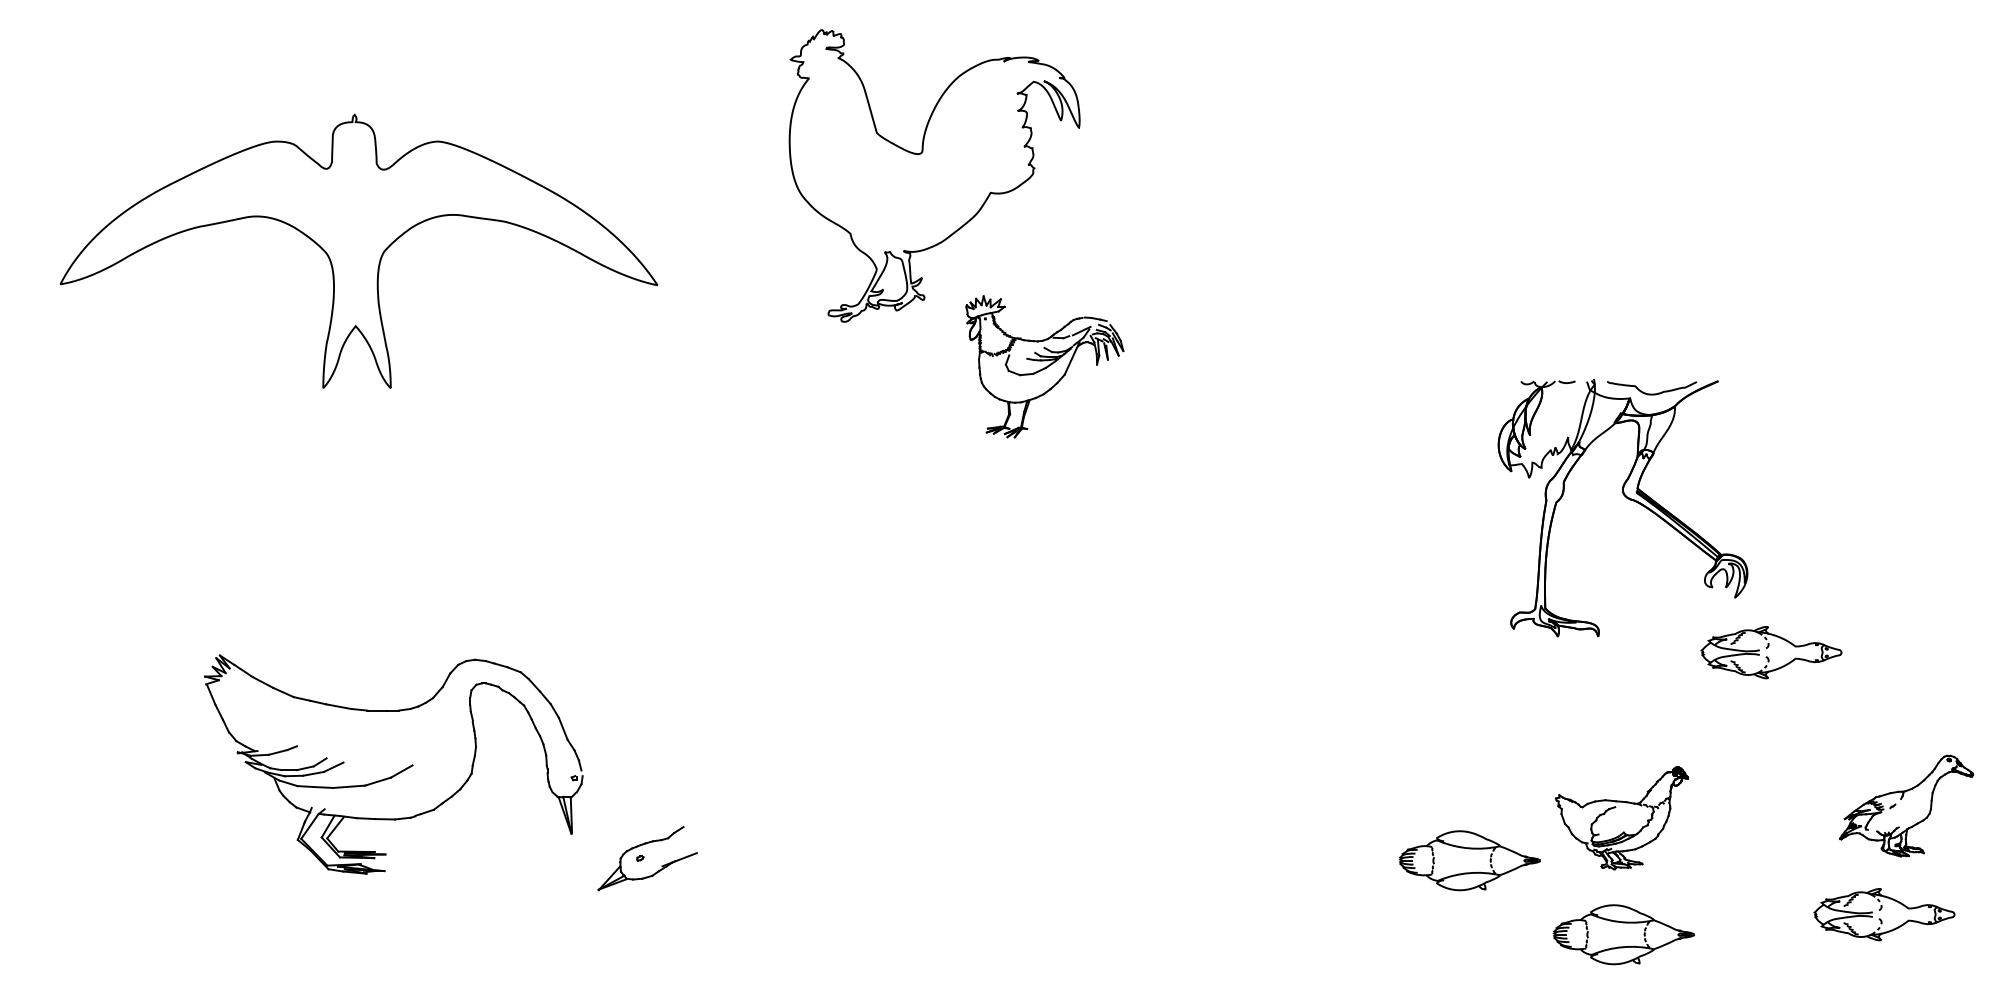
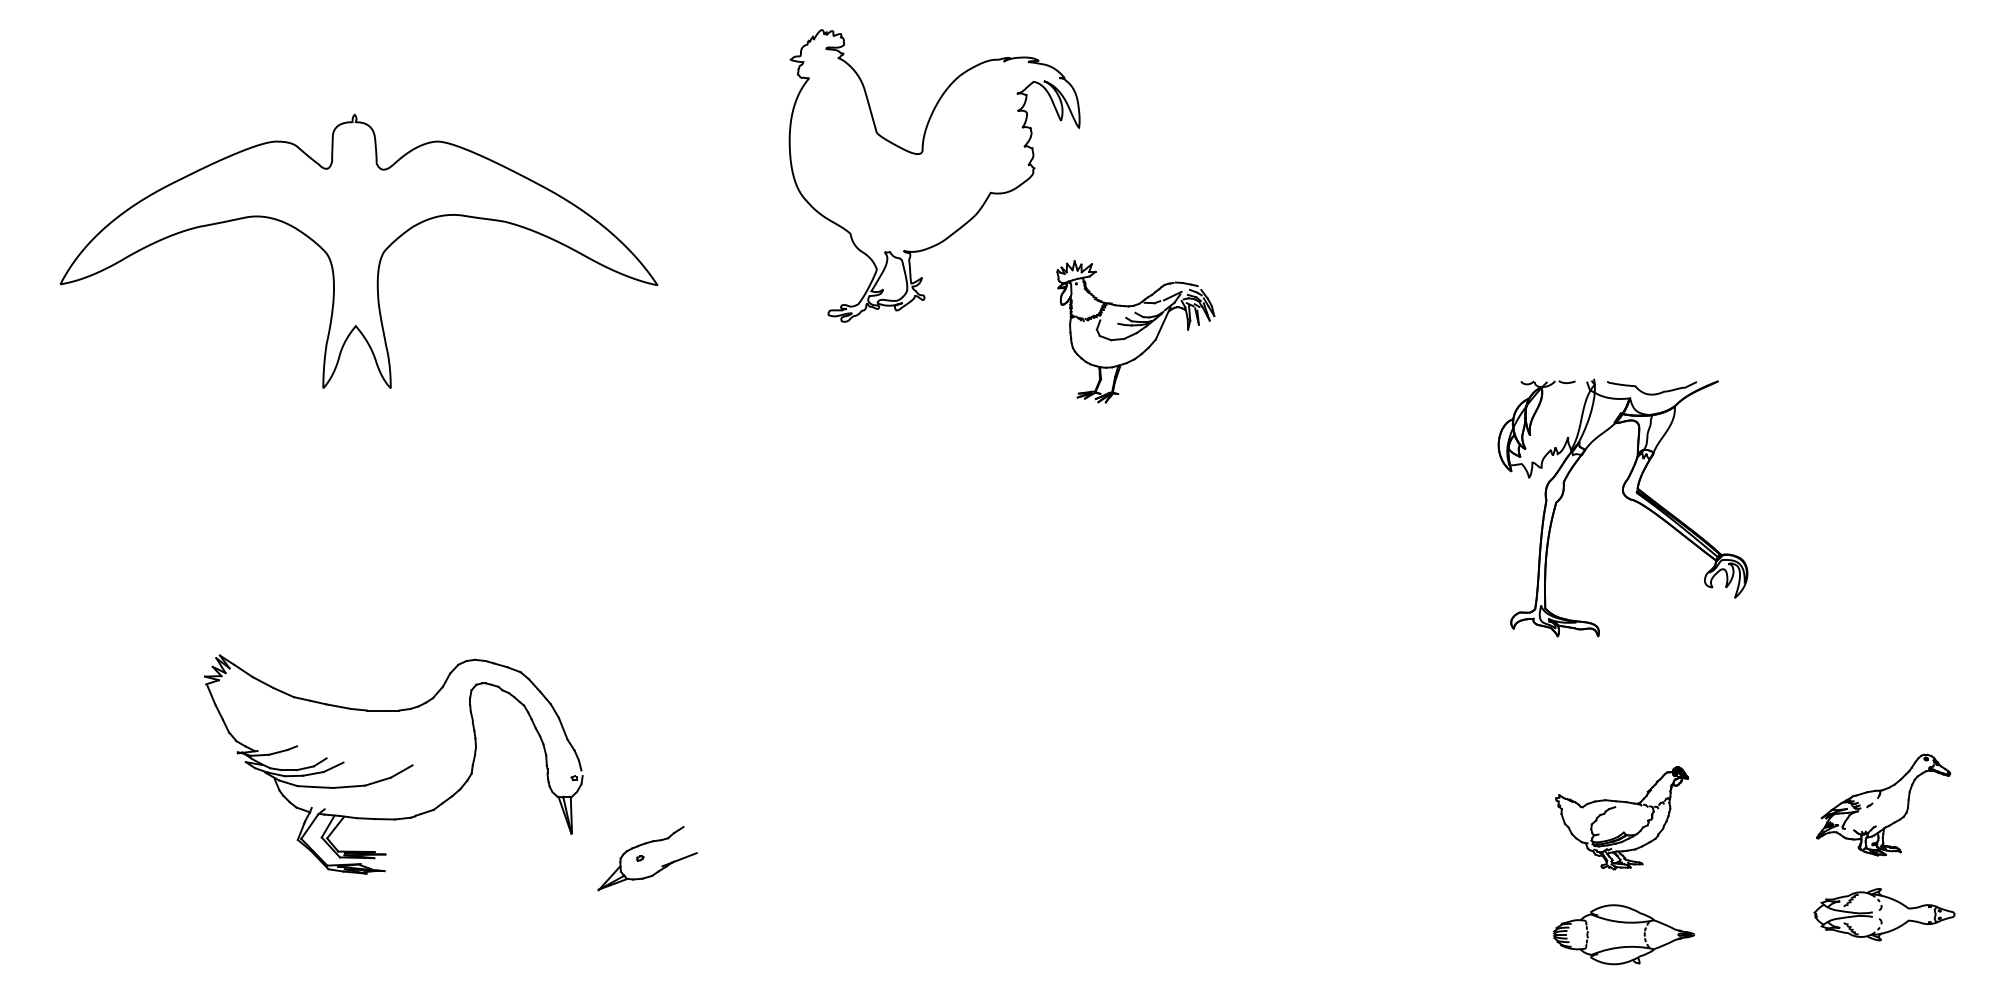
part position: (1044, 366) -> (1135, 331) (1135, 331)
part: present -> none (1771, 652)
part position: (1906, 805) -> (1883, 804) (1883, 804)
part: present -> none (1469, 860)
